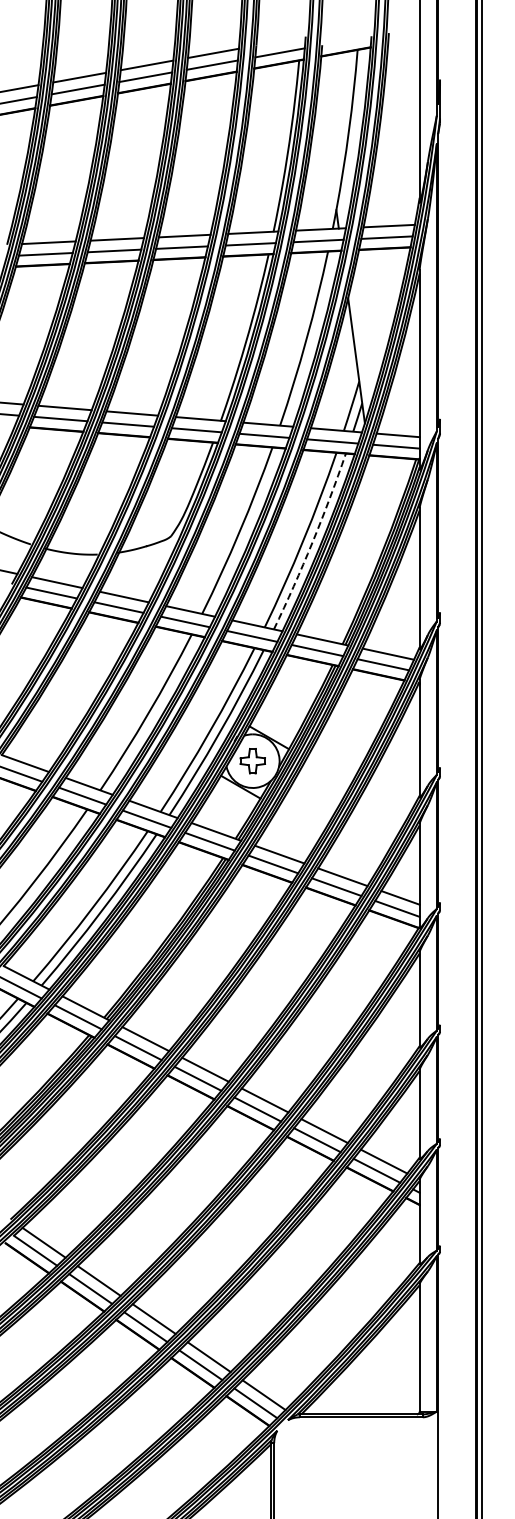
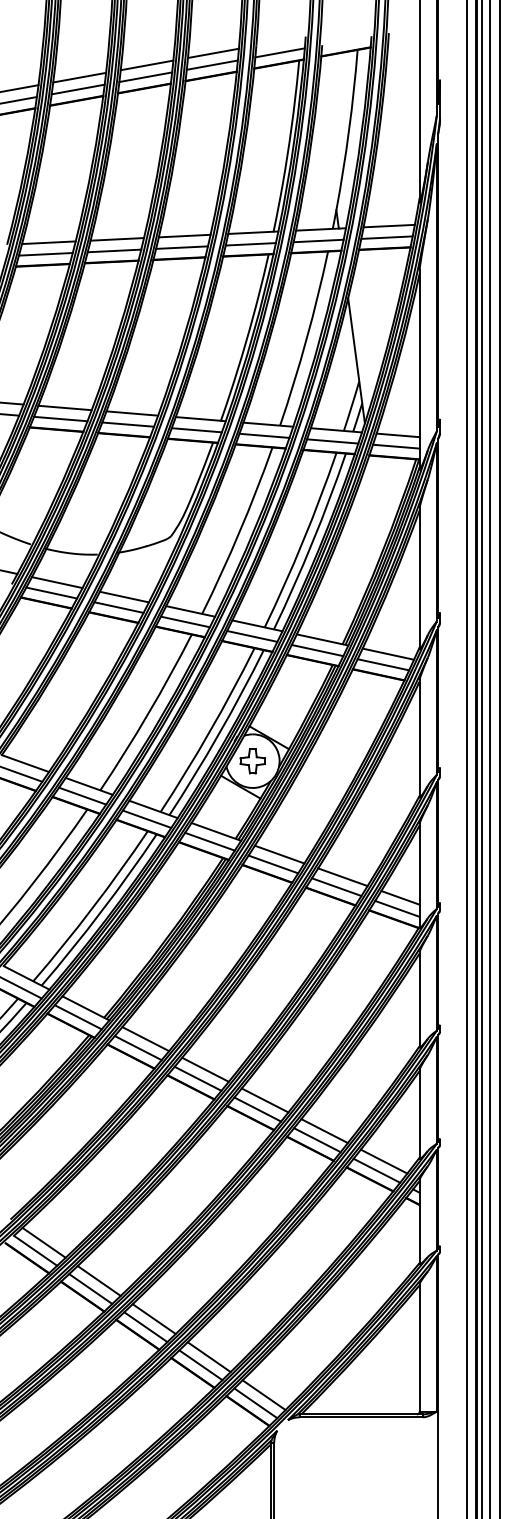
arc: dashed -> solid (312, 542)
line: none -> present (466, 758)
line: none -> present (490, 758)
line: none -> present (499, 758)
